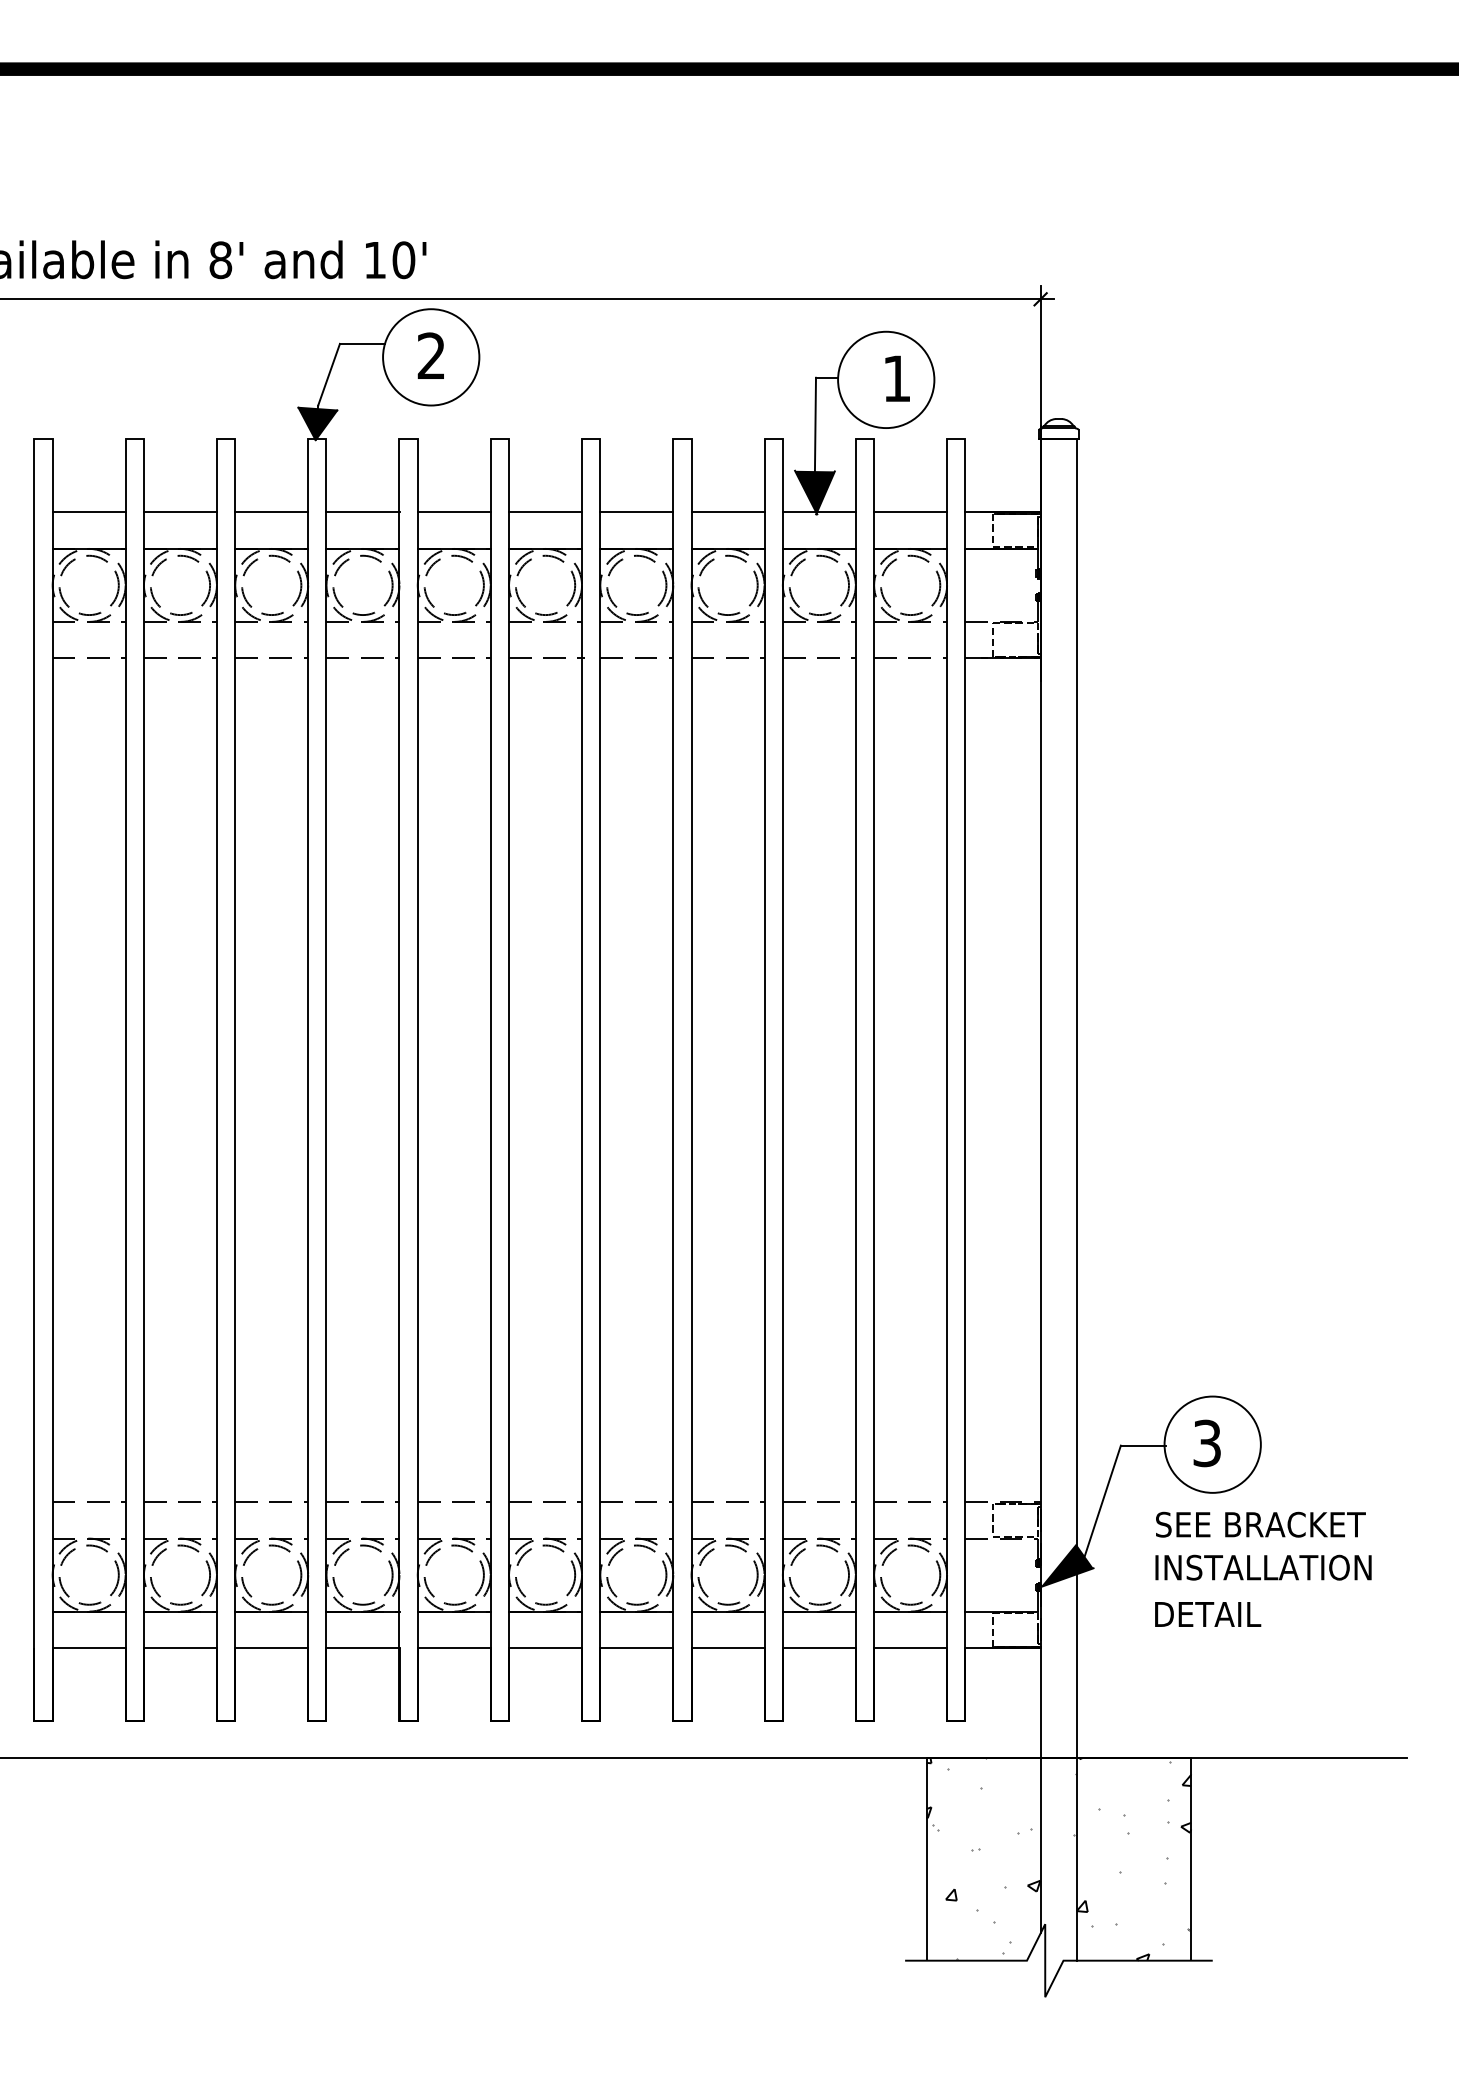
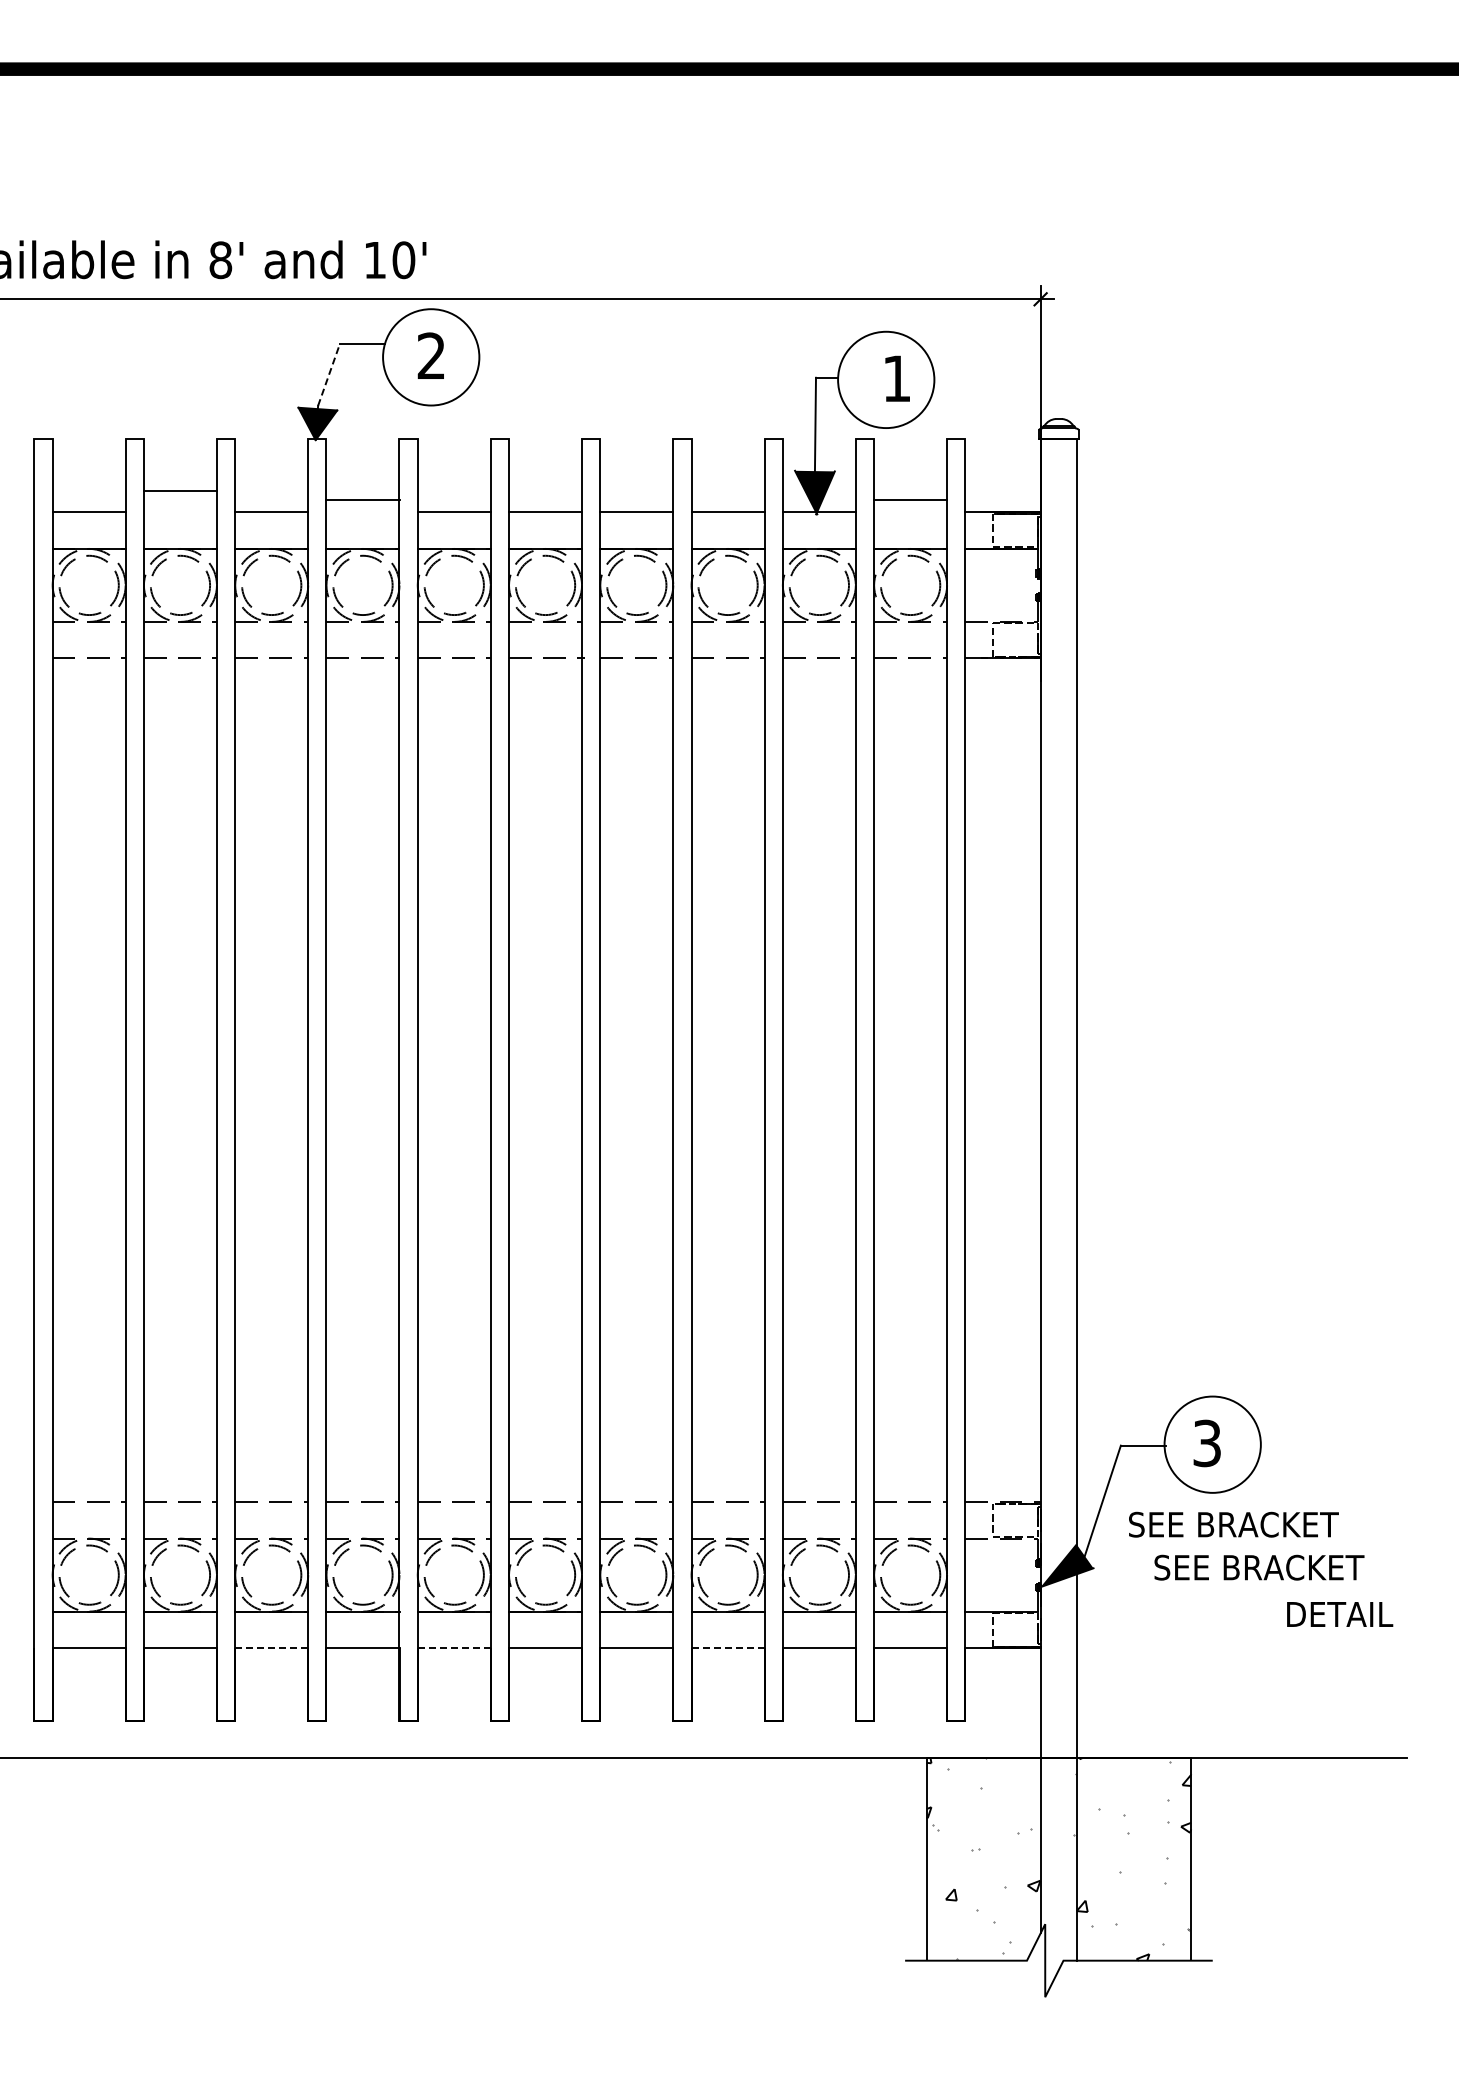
line: solid -> dashed (329, 374)
line position: (179, 512) -> (179, 491) (179, 491)
line position: (362, 512) -> (362, 500) (362, 500)
line position: (910, 512) -> (910, 500) (910, 500)
text position: (1260, 1524) -> (1233, 1524) (1233, 1524)
text: INSTALLATION -> SEE BRACKET (1262, 1567)
text position: (1208, 1614) -> (1340, 1614) (1340, 1614)
line: solid -> dashed (271, 1648)
line: solid -> dashed (454, 1648)
line: solid -> dashed (728, 1648)
